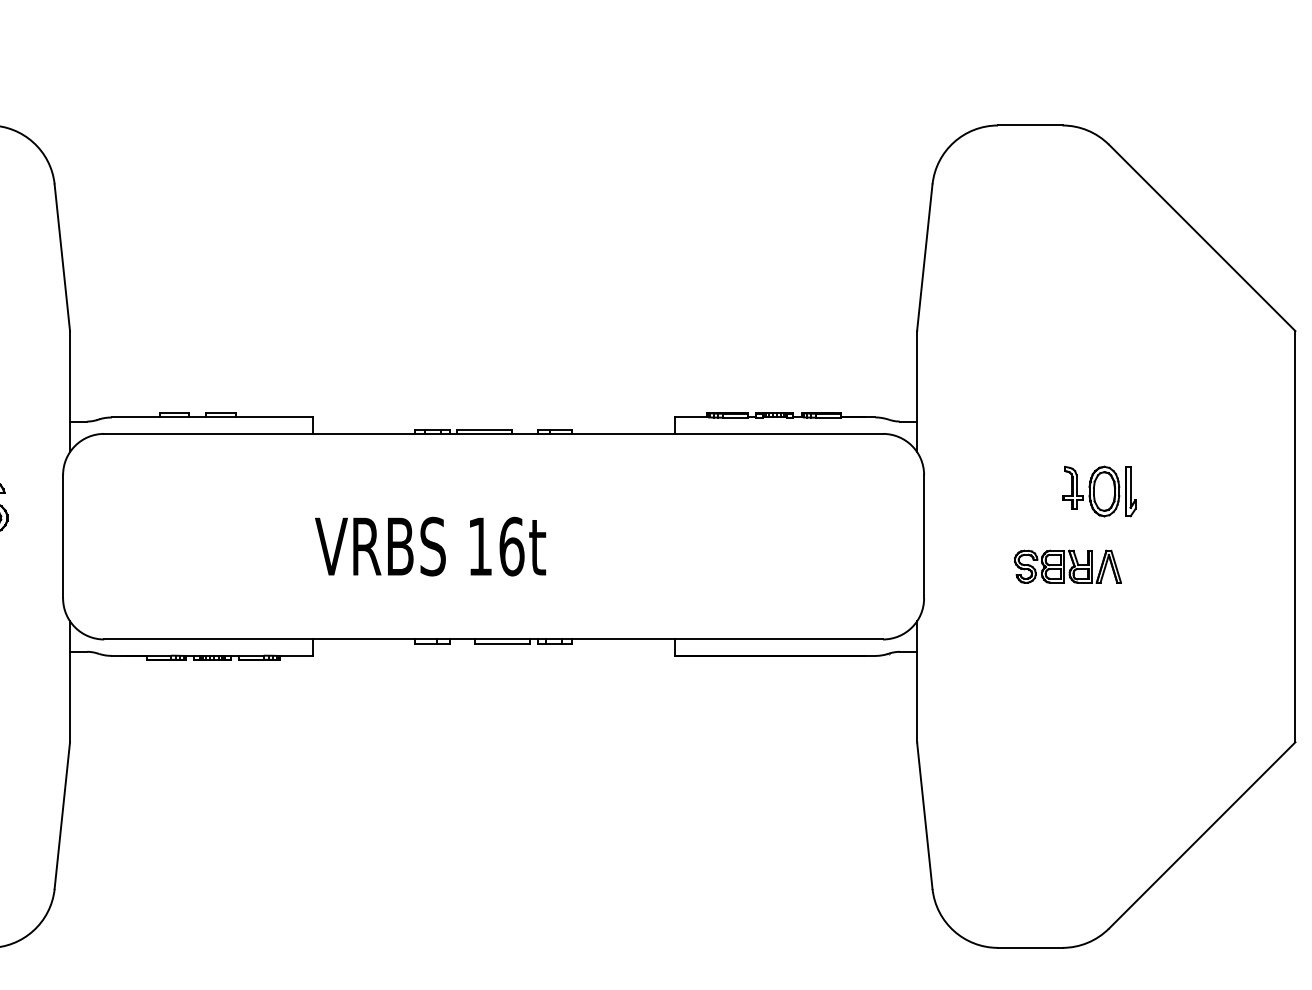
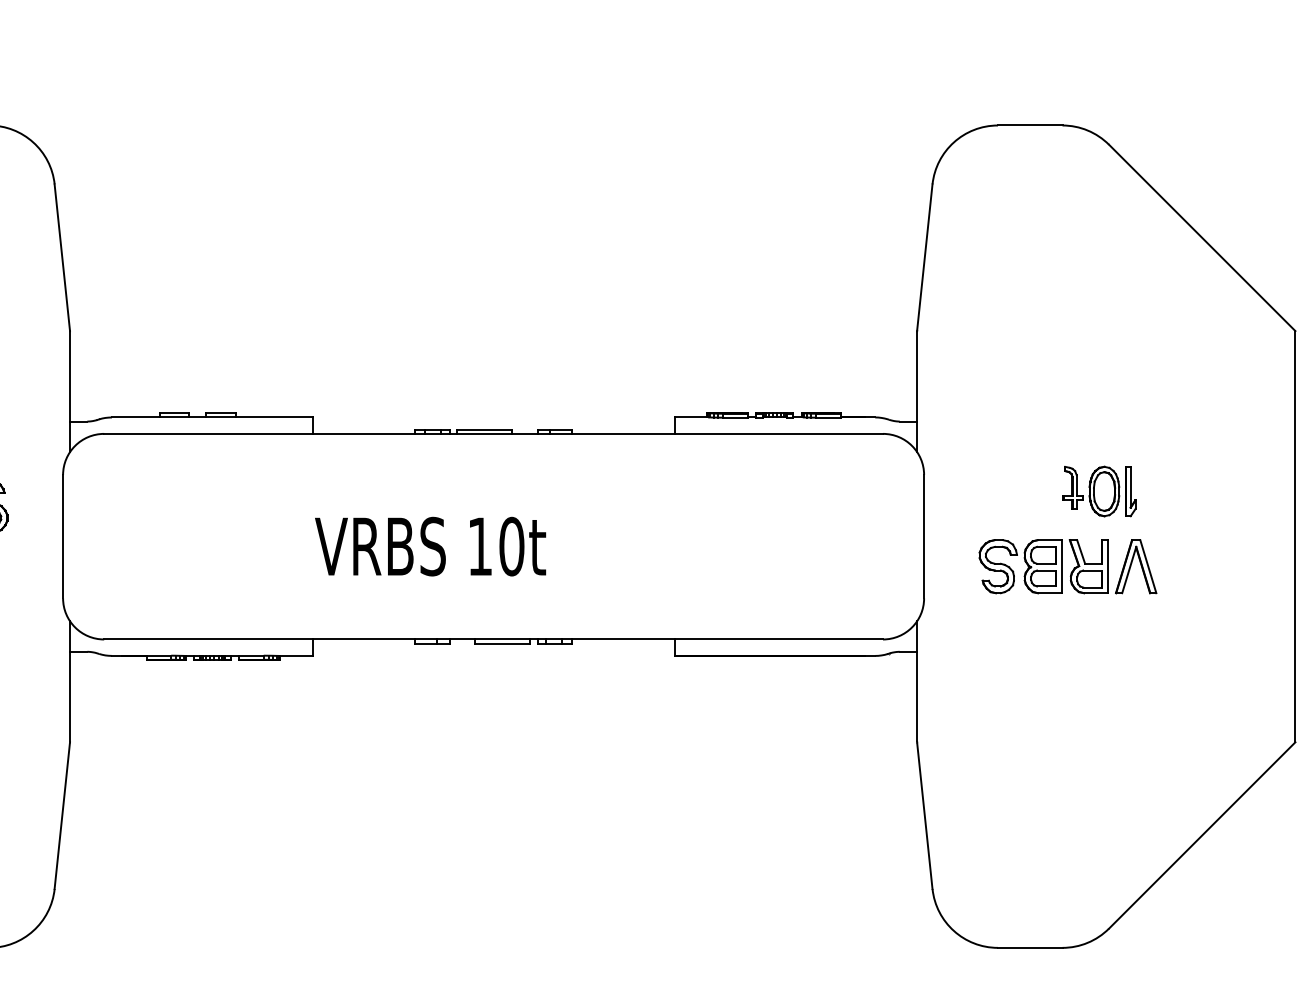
text: 16t -> 10t (511, 546)
part size: 109x35 px -> 180x56 px (1067, 566)
